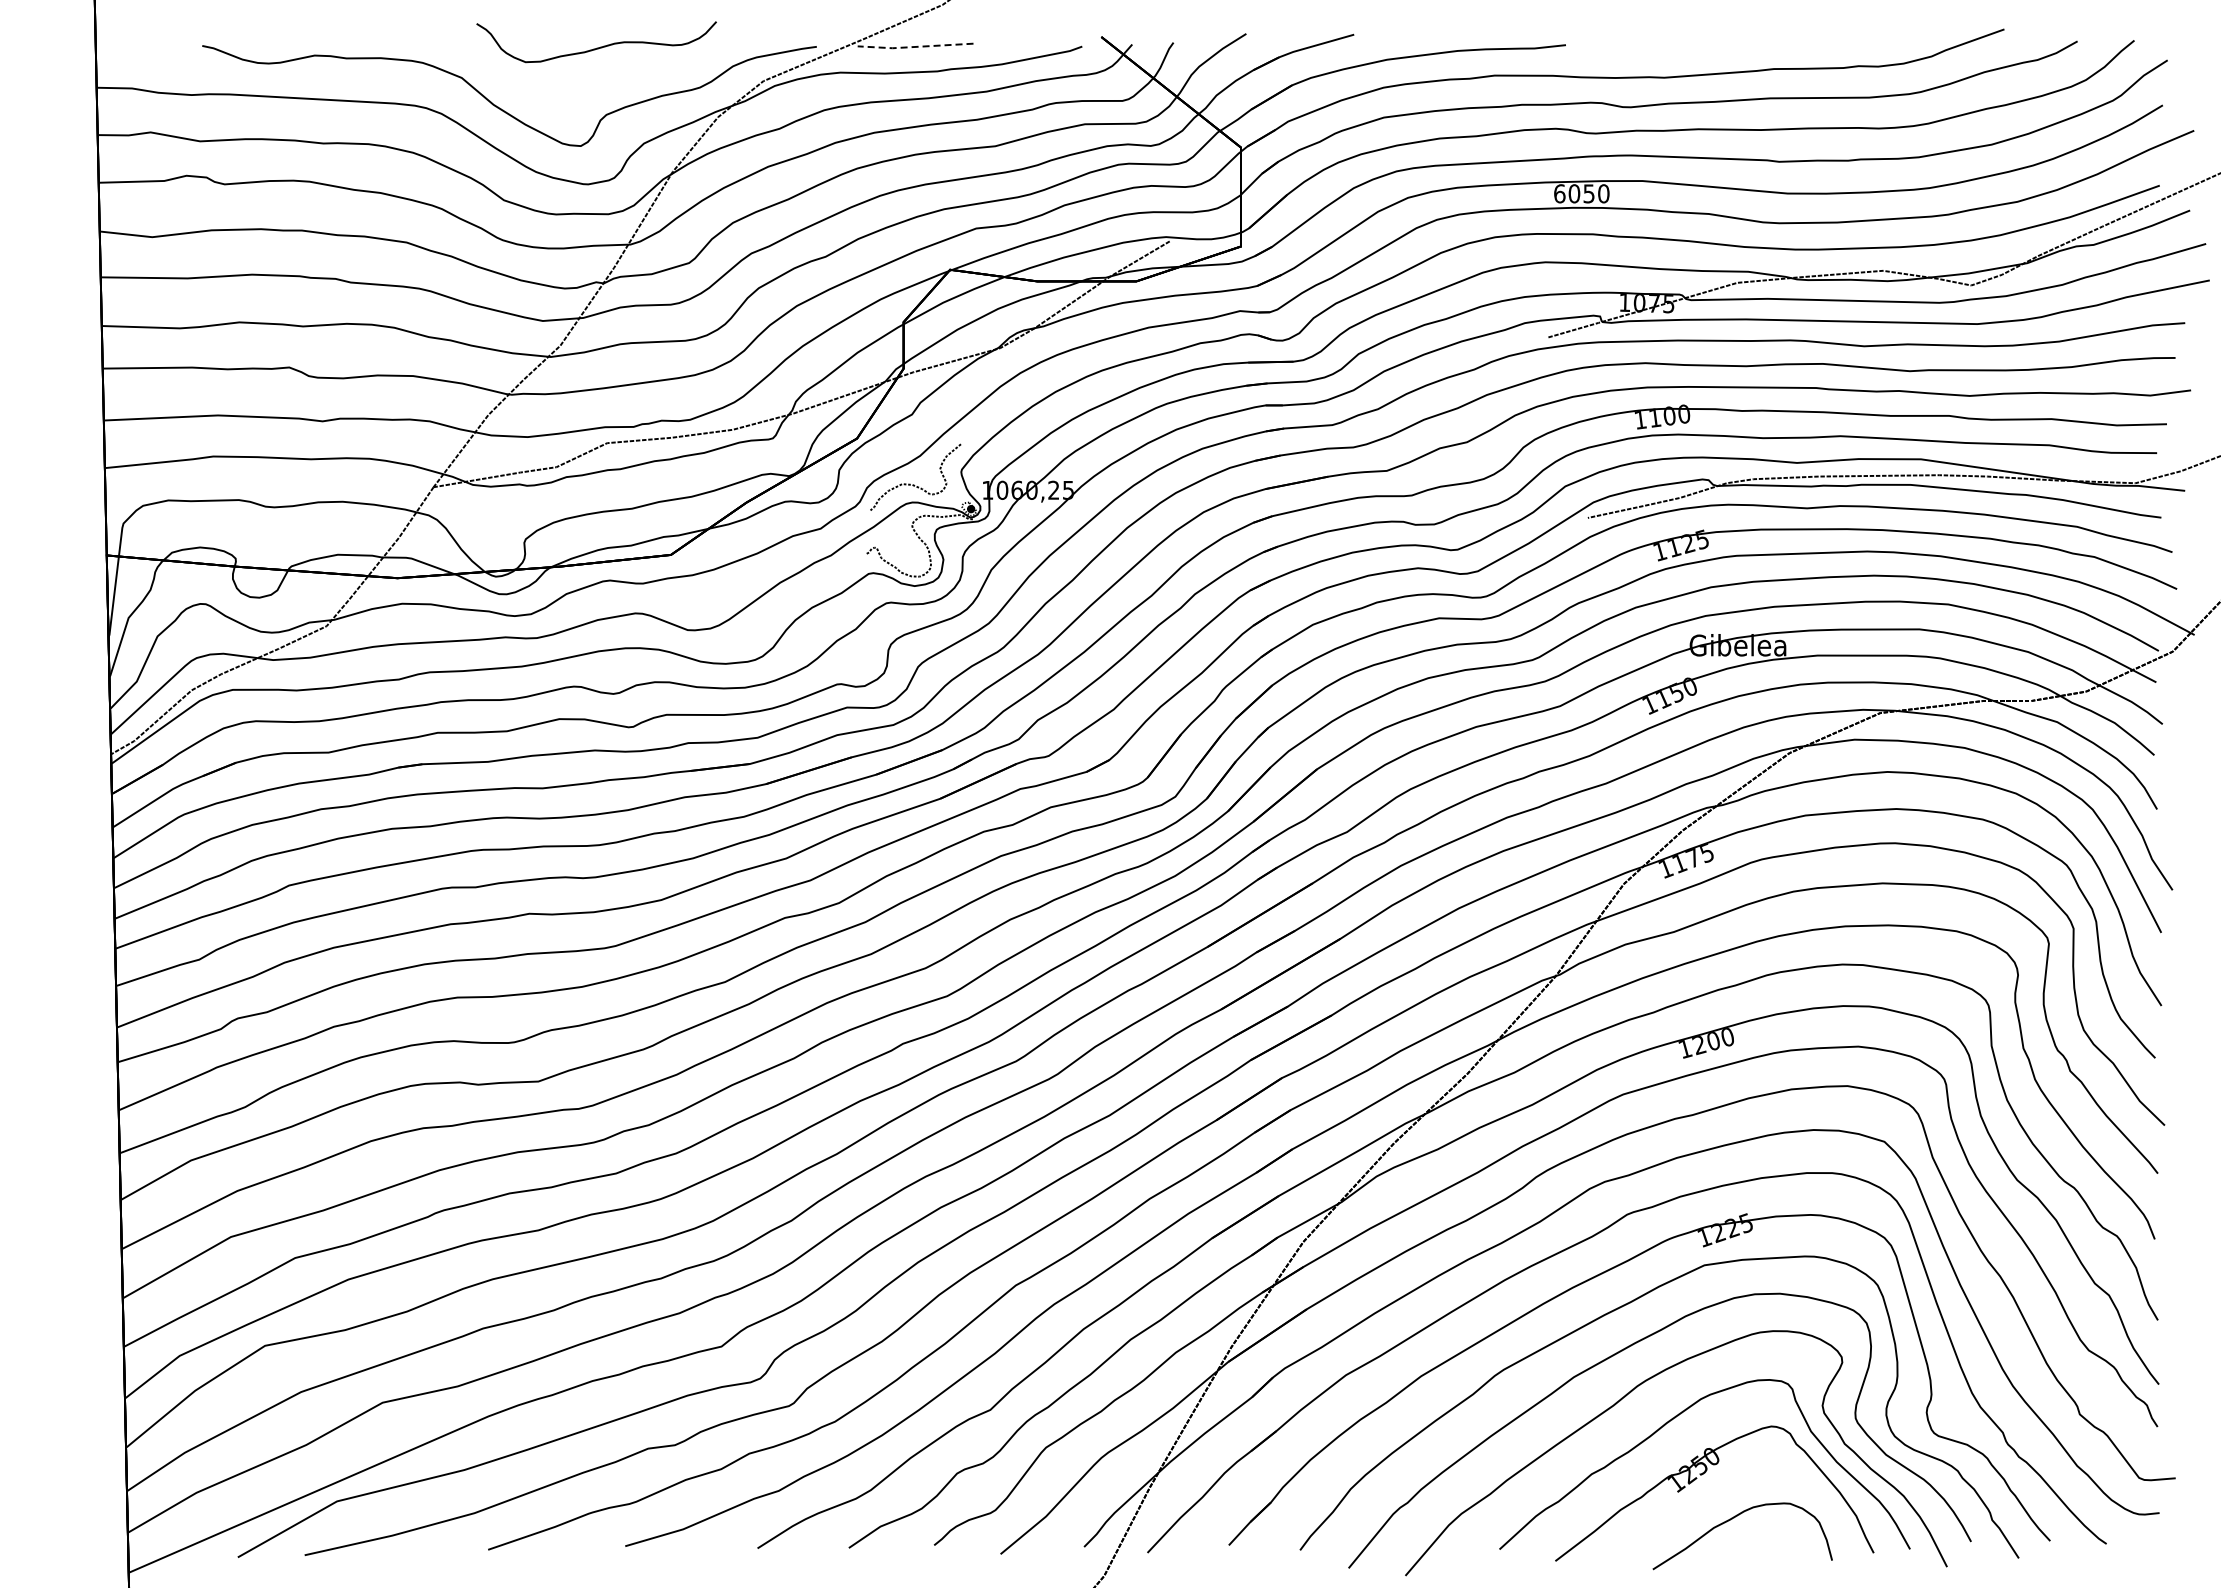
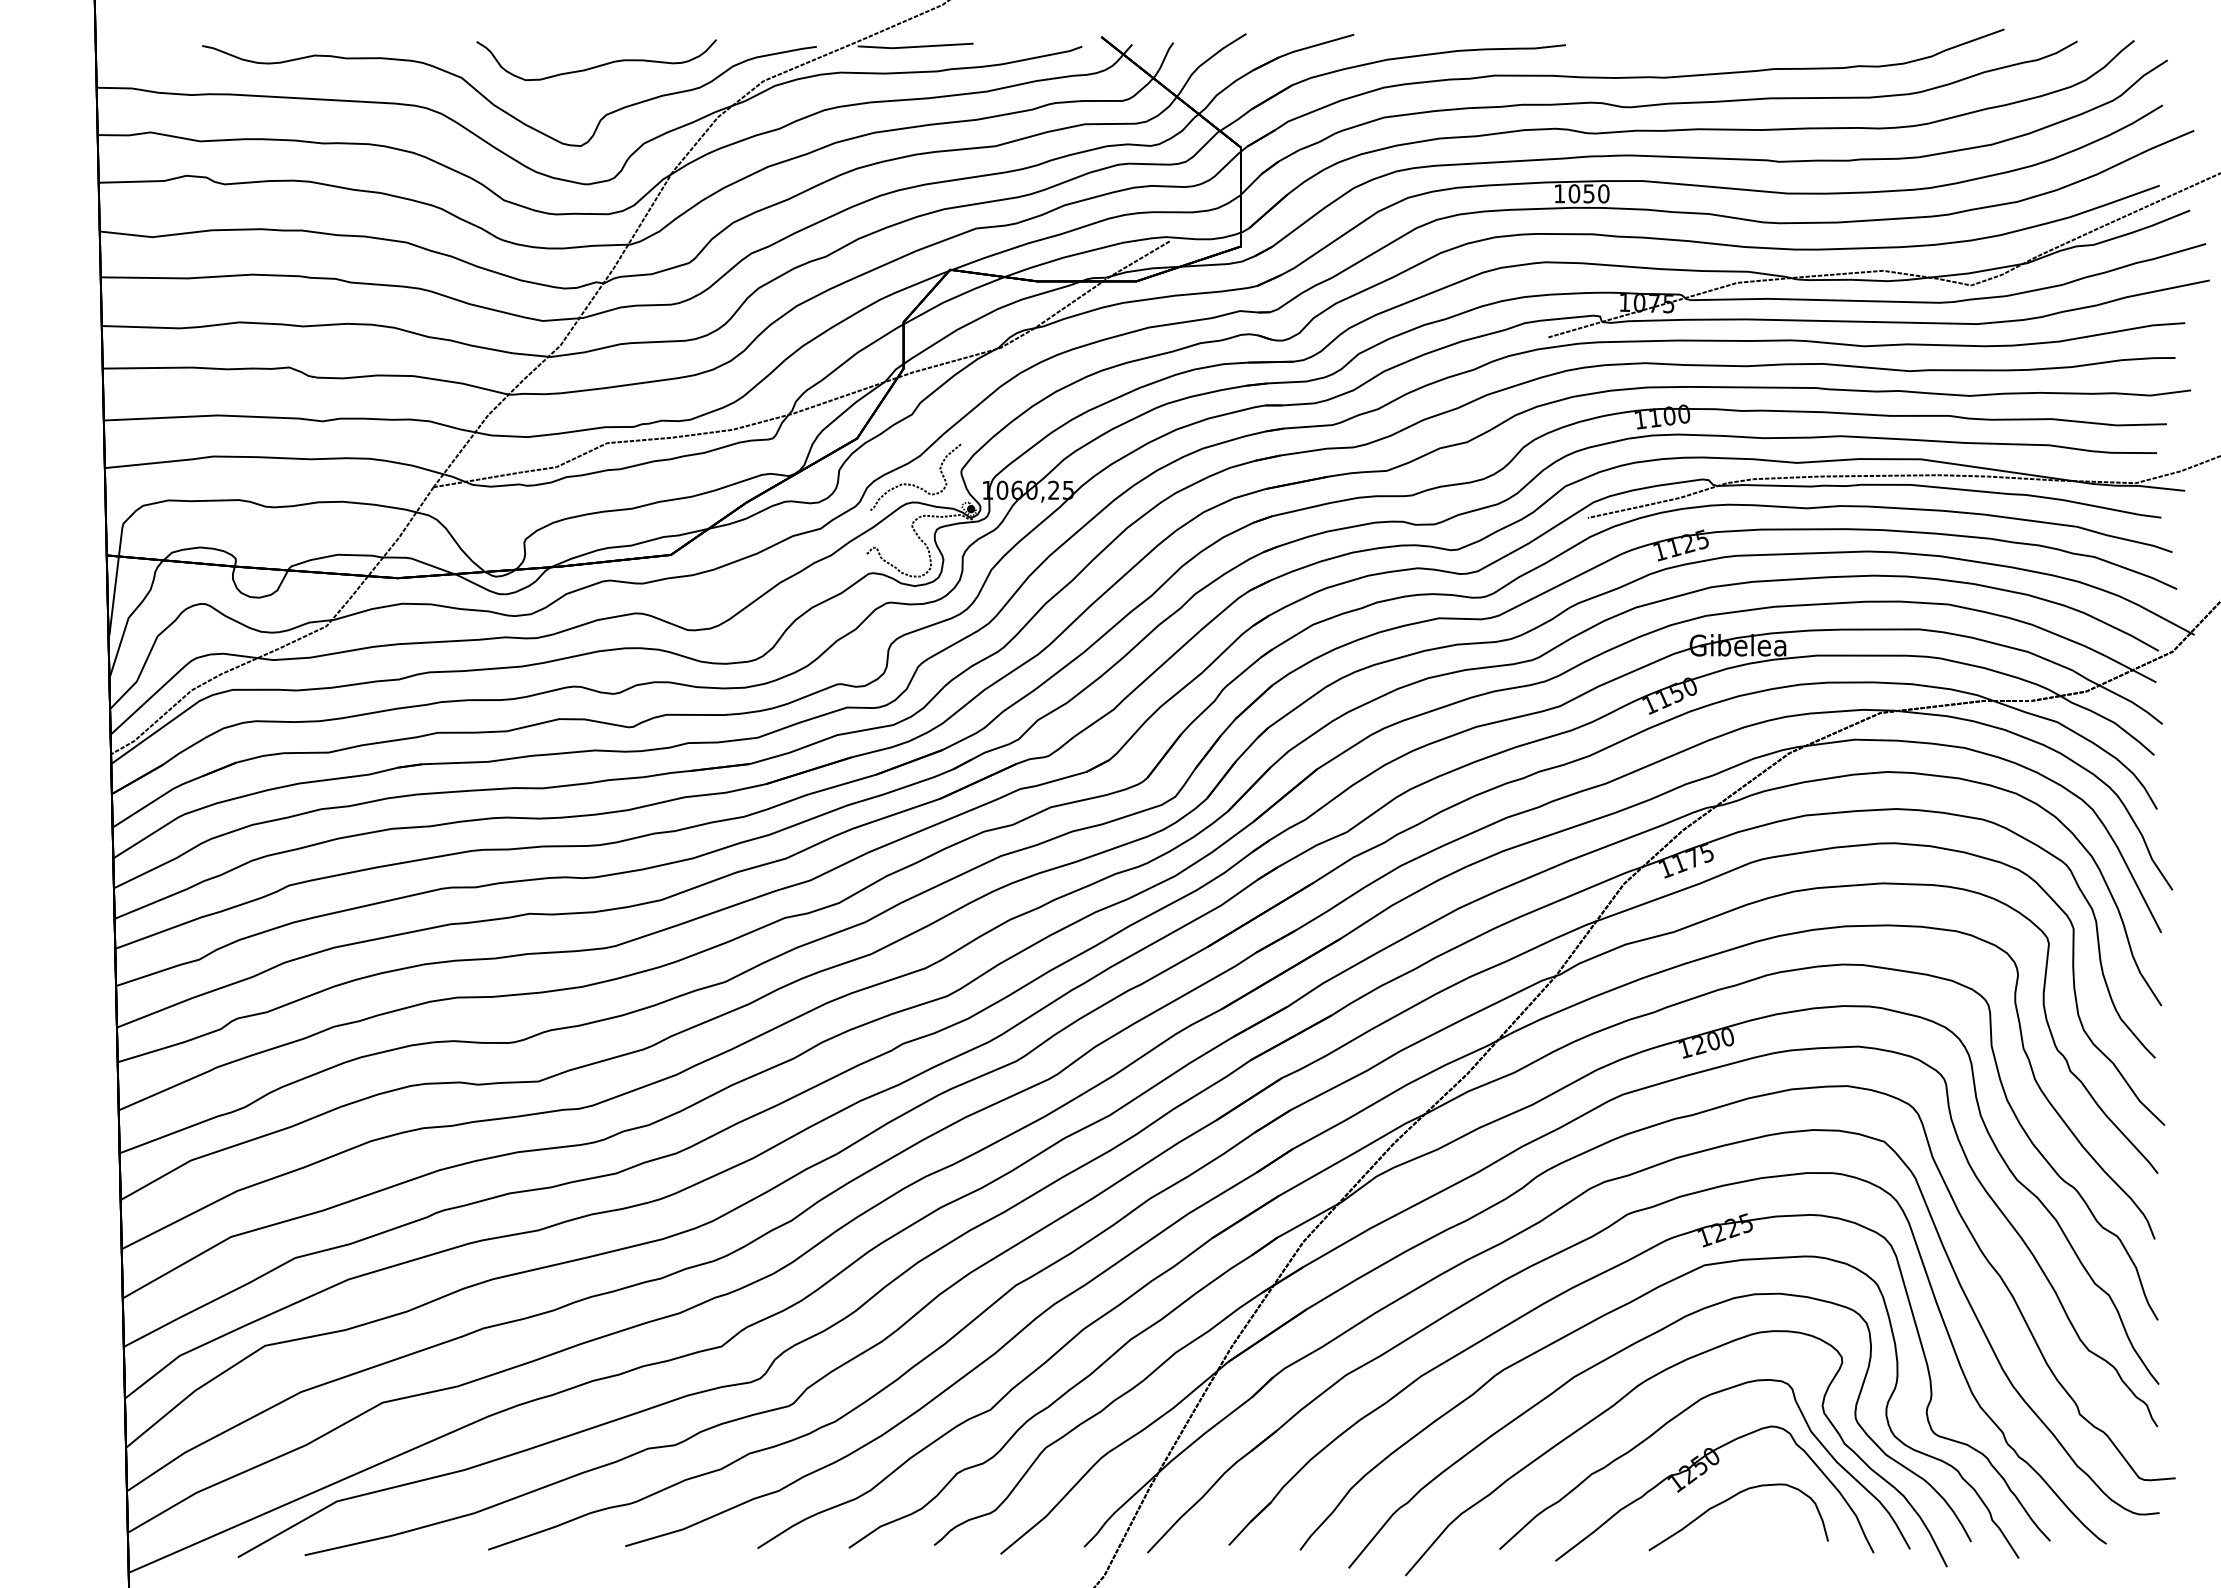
line: dashed -> solid (915, 46)
curve position: (597, 47) -> (597, 65) (597, 65)
text: 6050 -> 1050 (1559, 193)
curve position: (1734, 1518) -> (1730, 1499) (1730, 1499)
